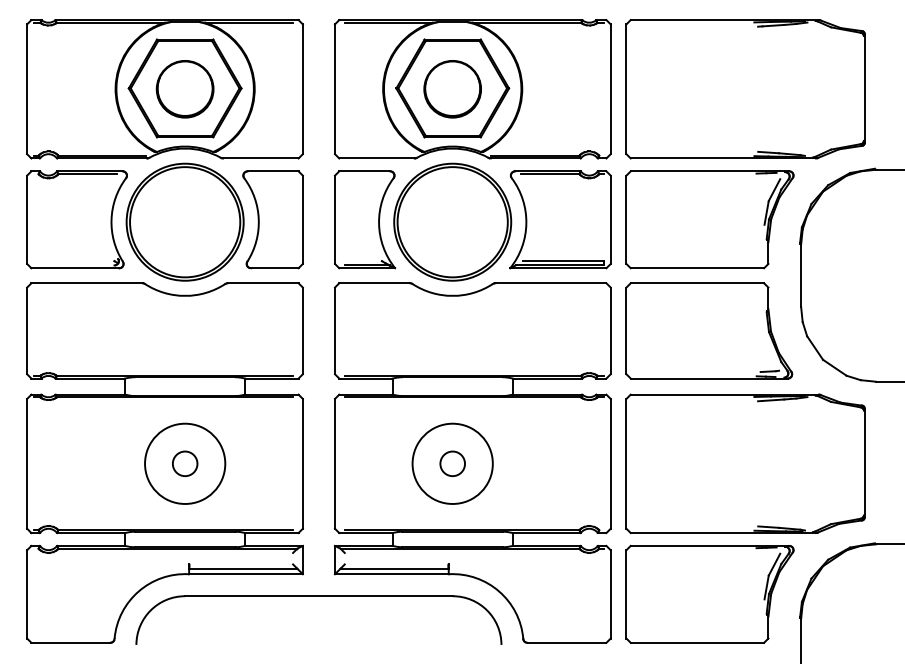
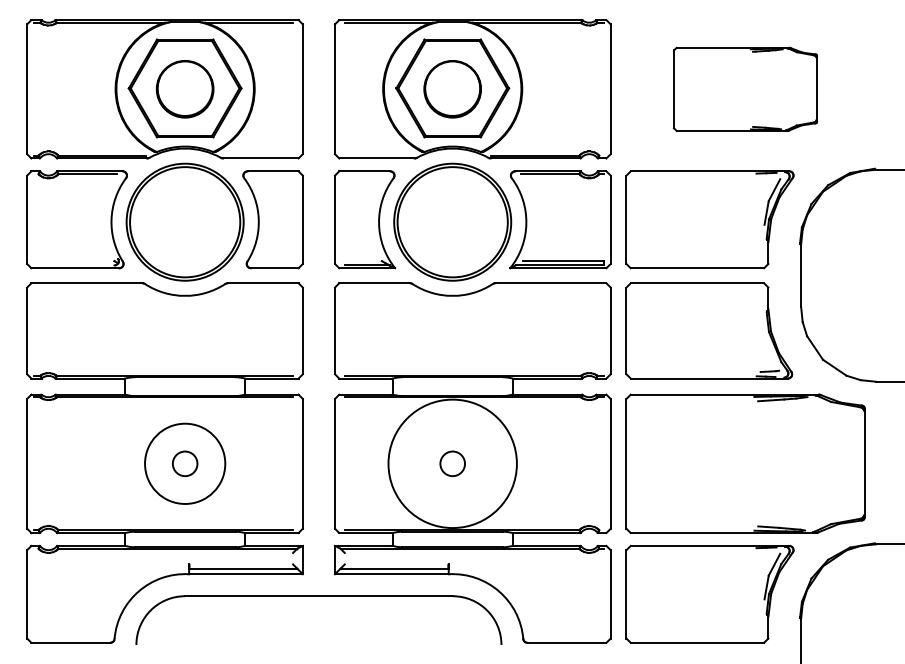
part size: 241x141 px -> 145x86 px (745, 88)
circle diameter: 80 px -> 128 px (452, 463)
